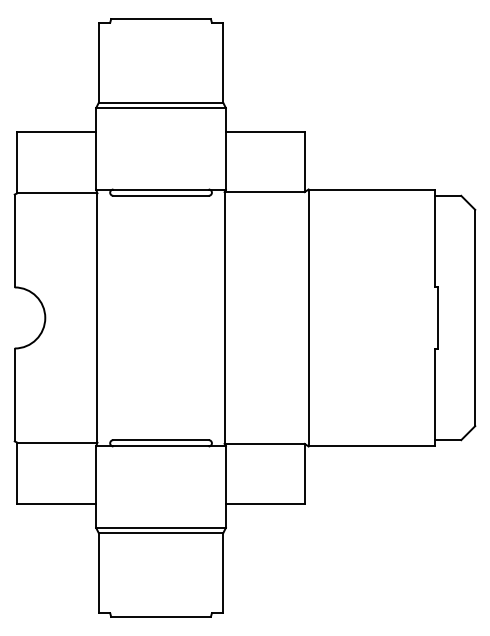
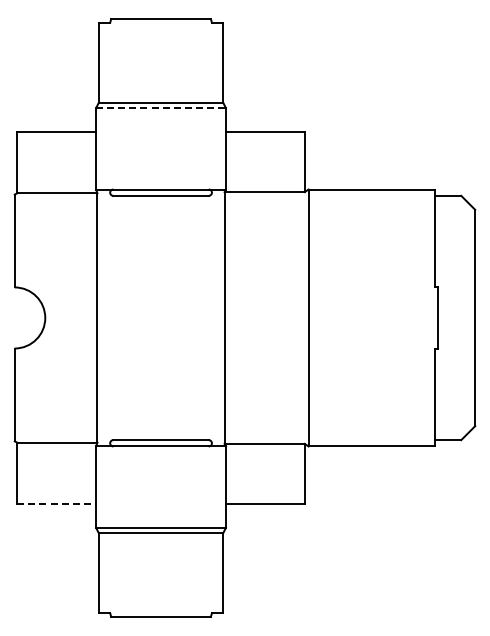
line: solid -> dashed (161, 108)
line: solid -> dashed (57, 503)
